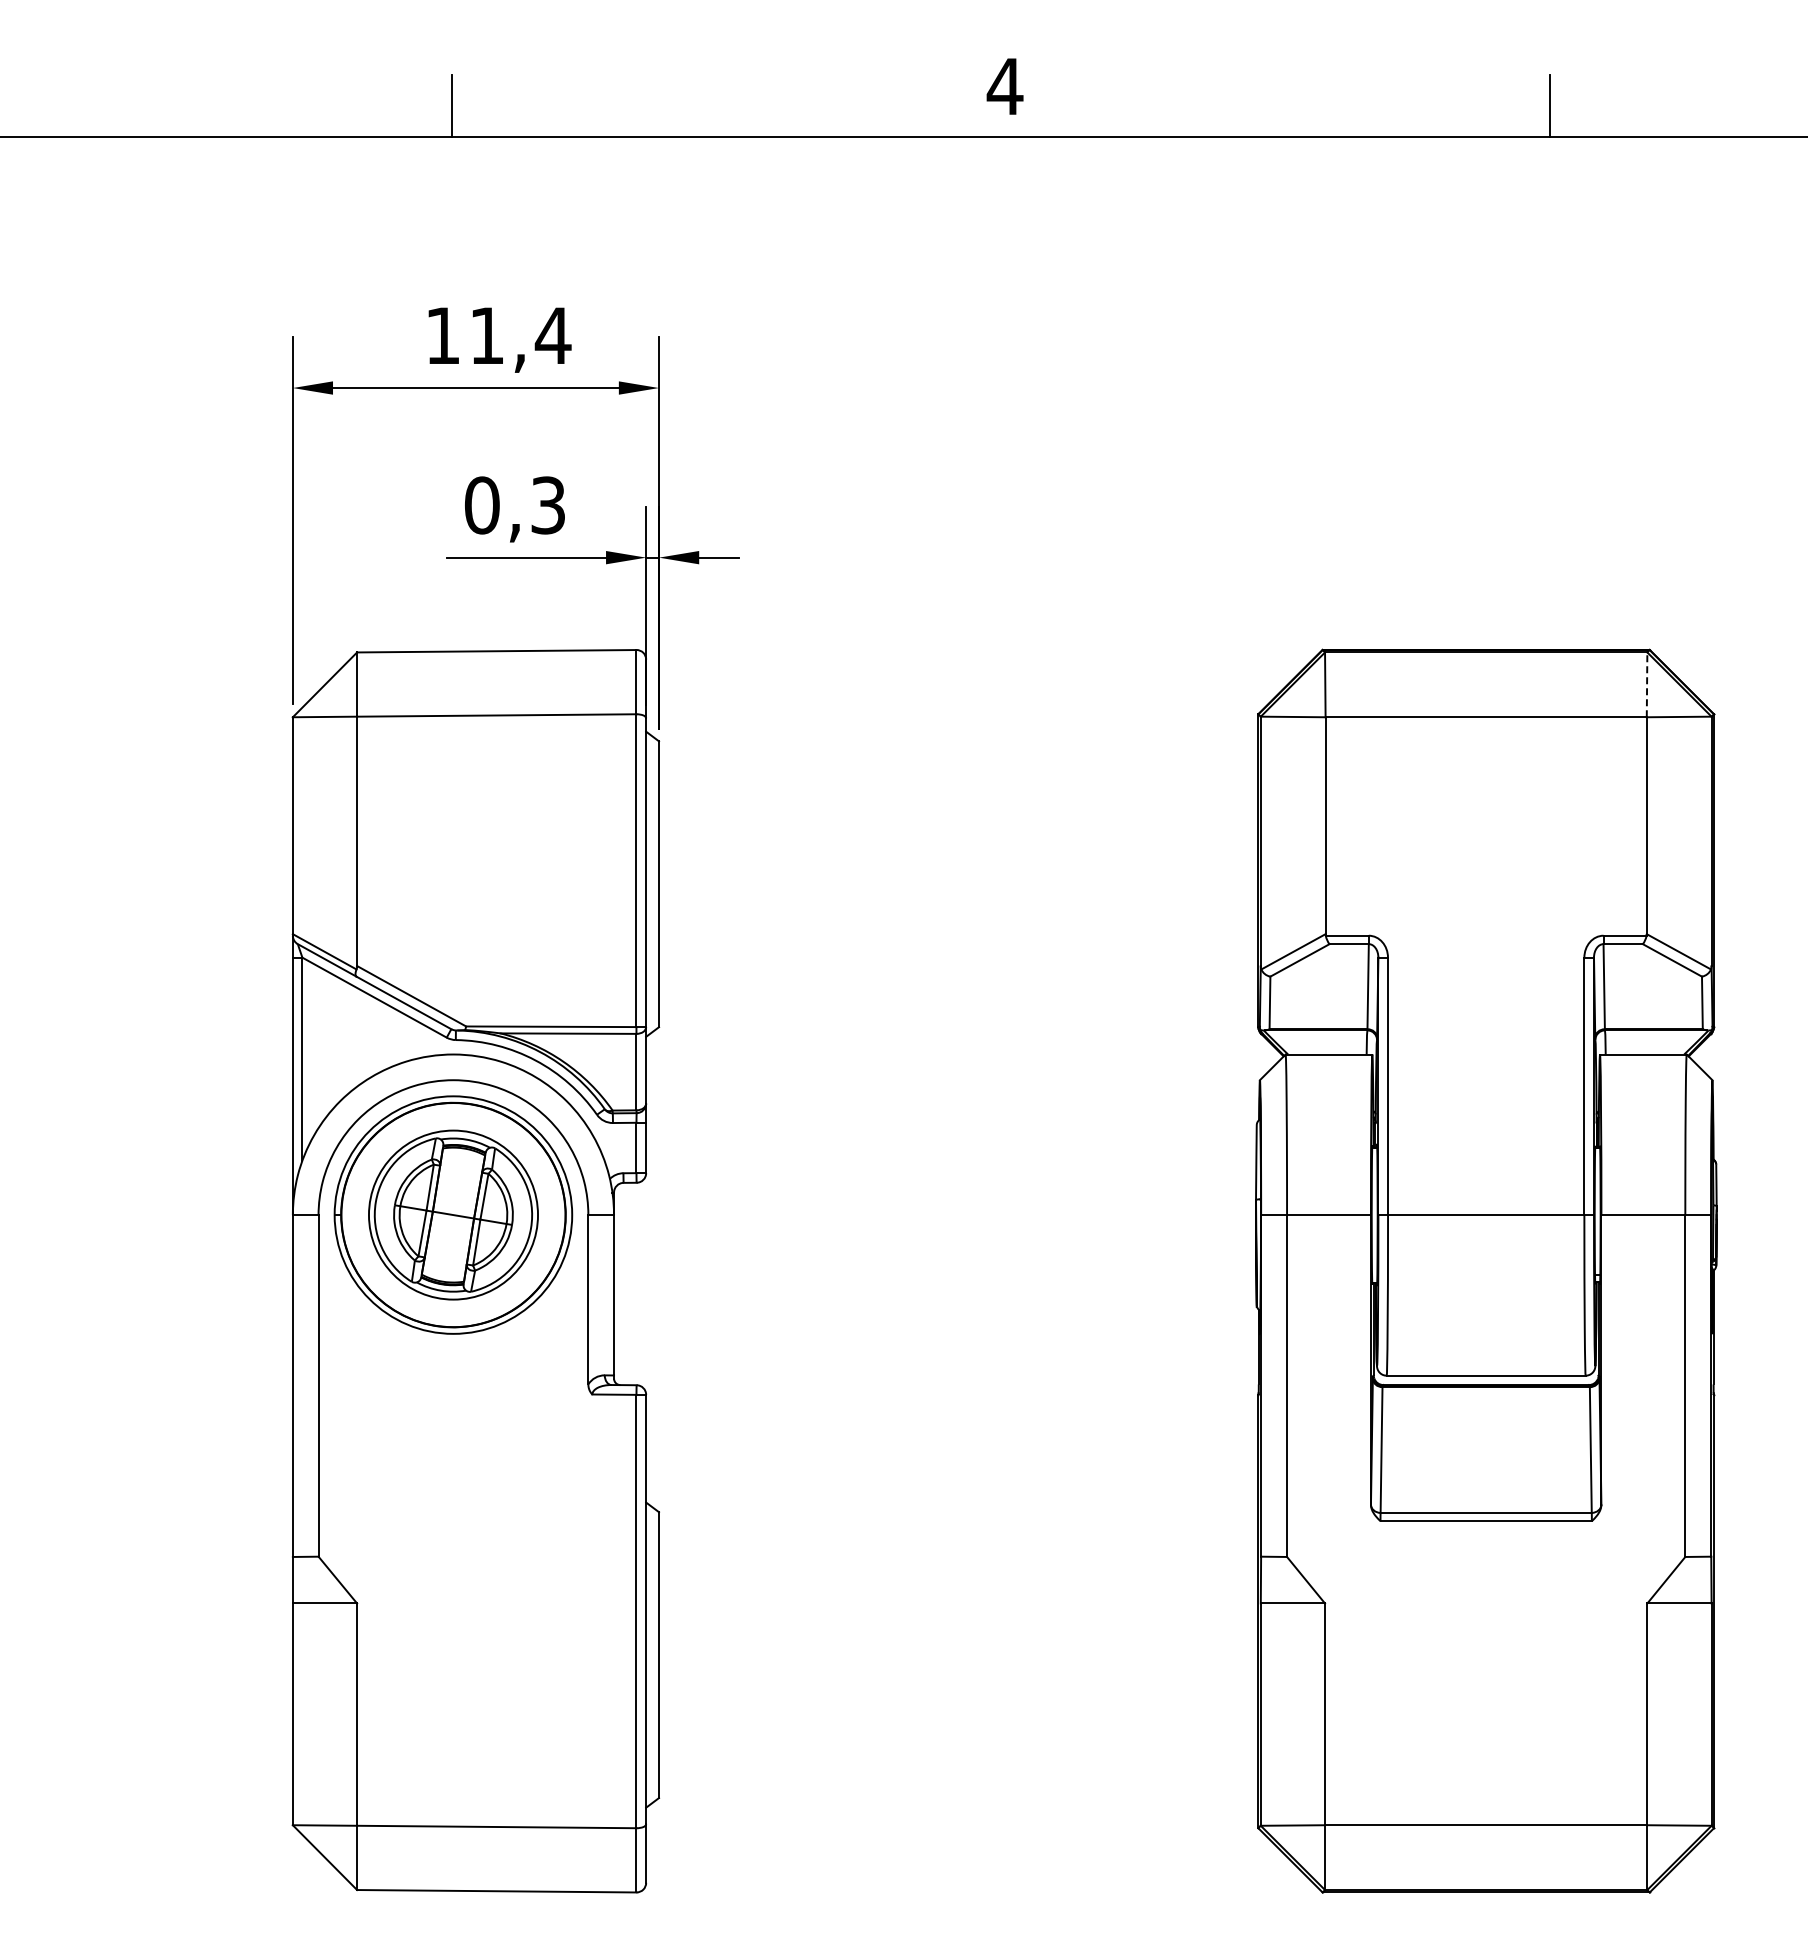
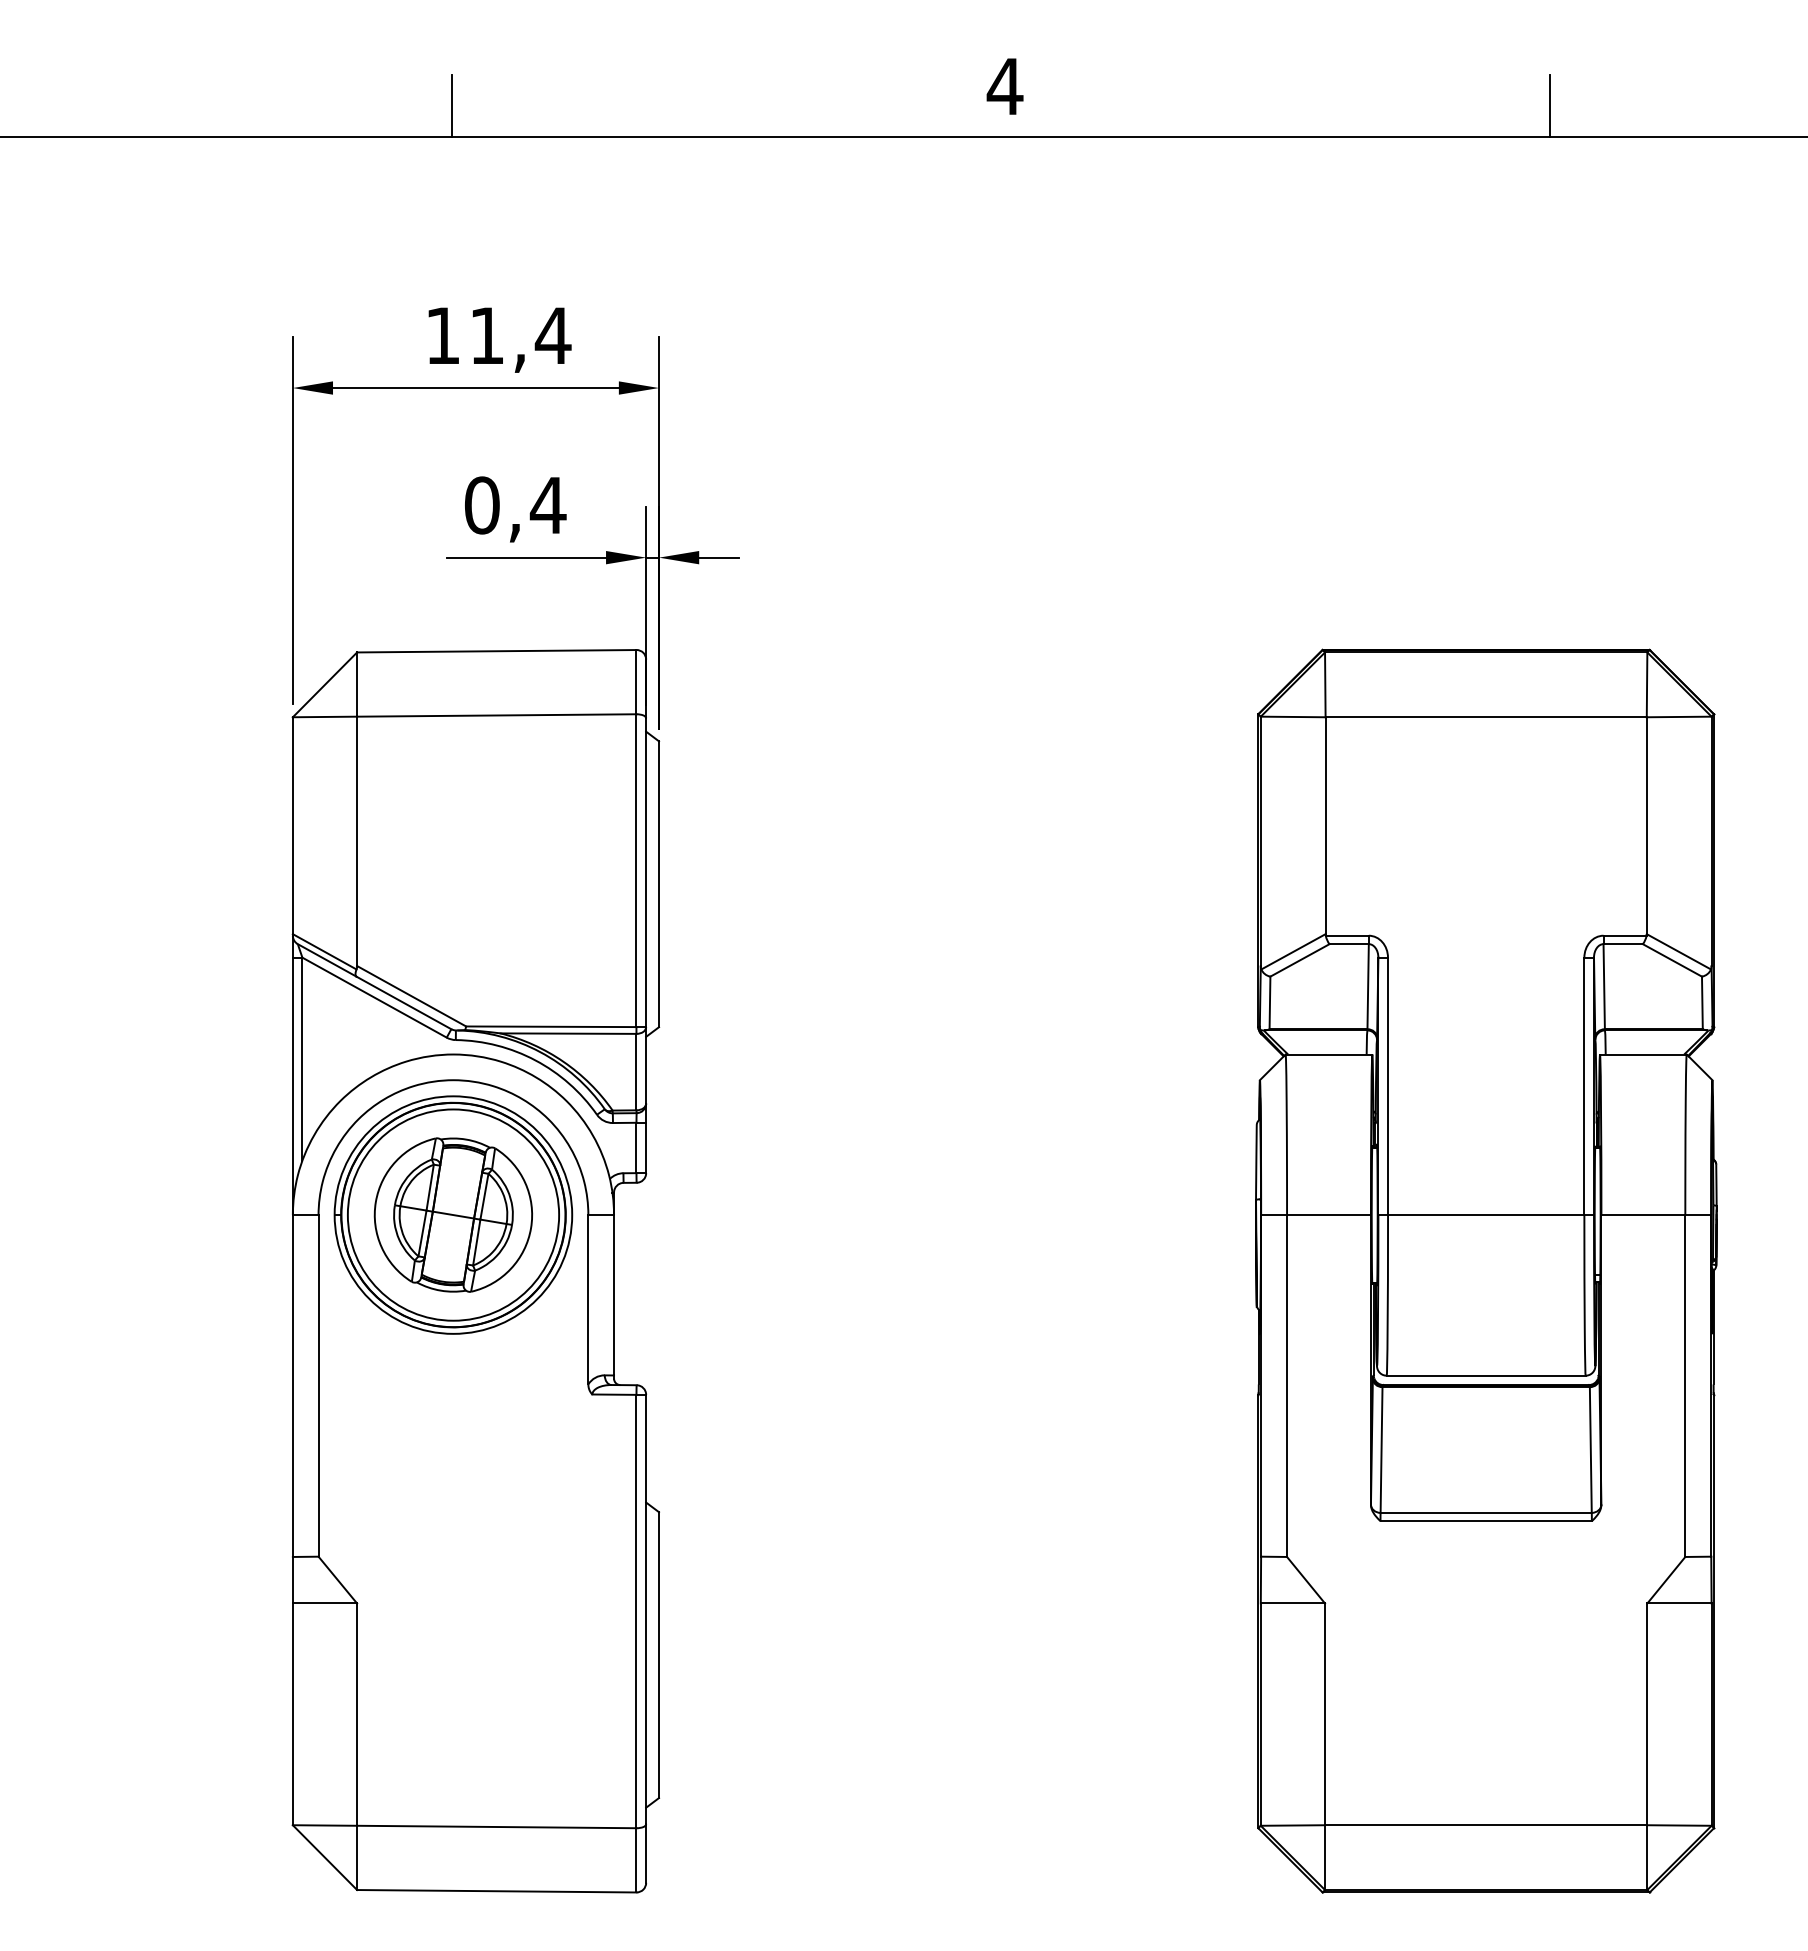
text: 0,3 -> 0,4 (547, 505)
line: dashed -> solid (1647, 684)
circle diameter: 169 px -> 211 px (453, 1214)
